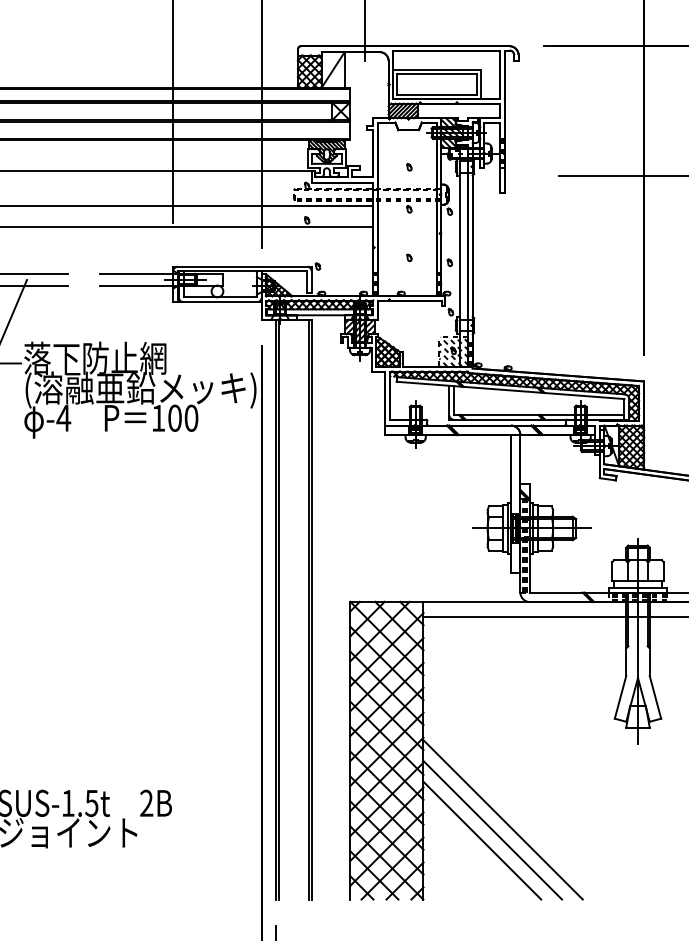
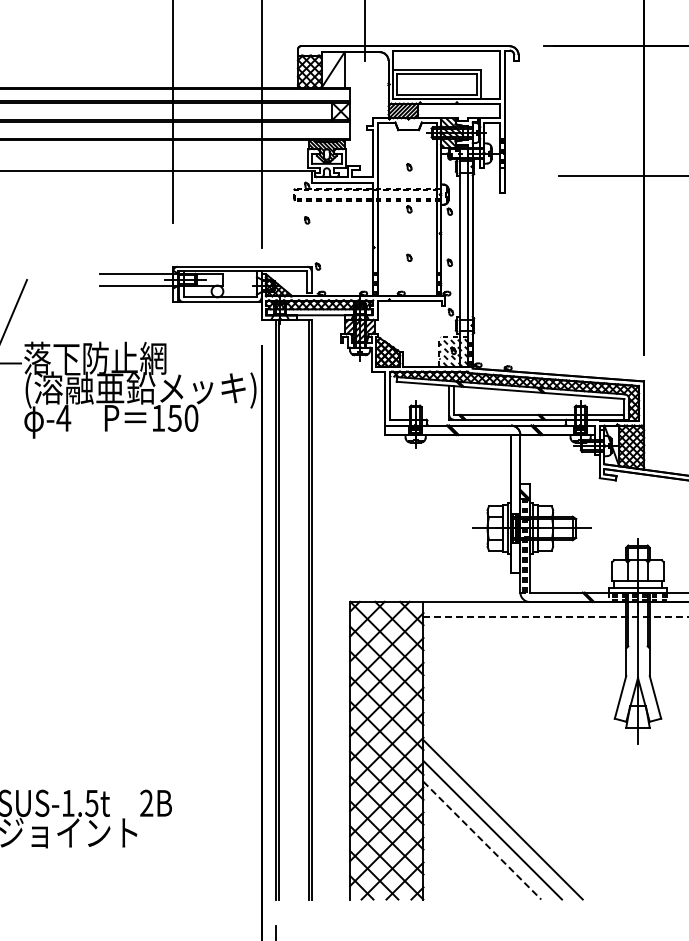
line: present -> none (187, 206)
line: present -> none (187, 227)
line: present -> none (35, 273)
line: present -> none (35, 285)
text: 100 -> 150 (174, 417)
line: solid -> dashed (556, 616)
line: solid -> dashed (482, 840)
